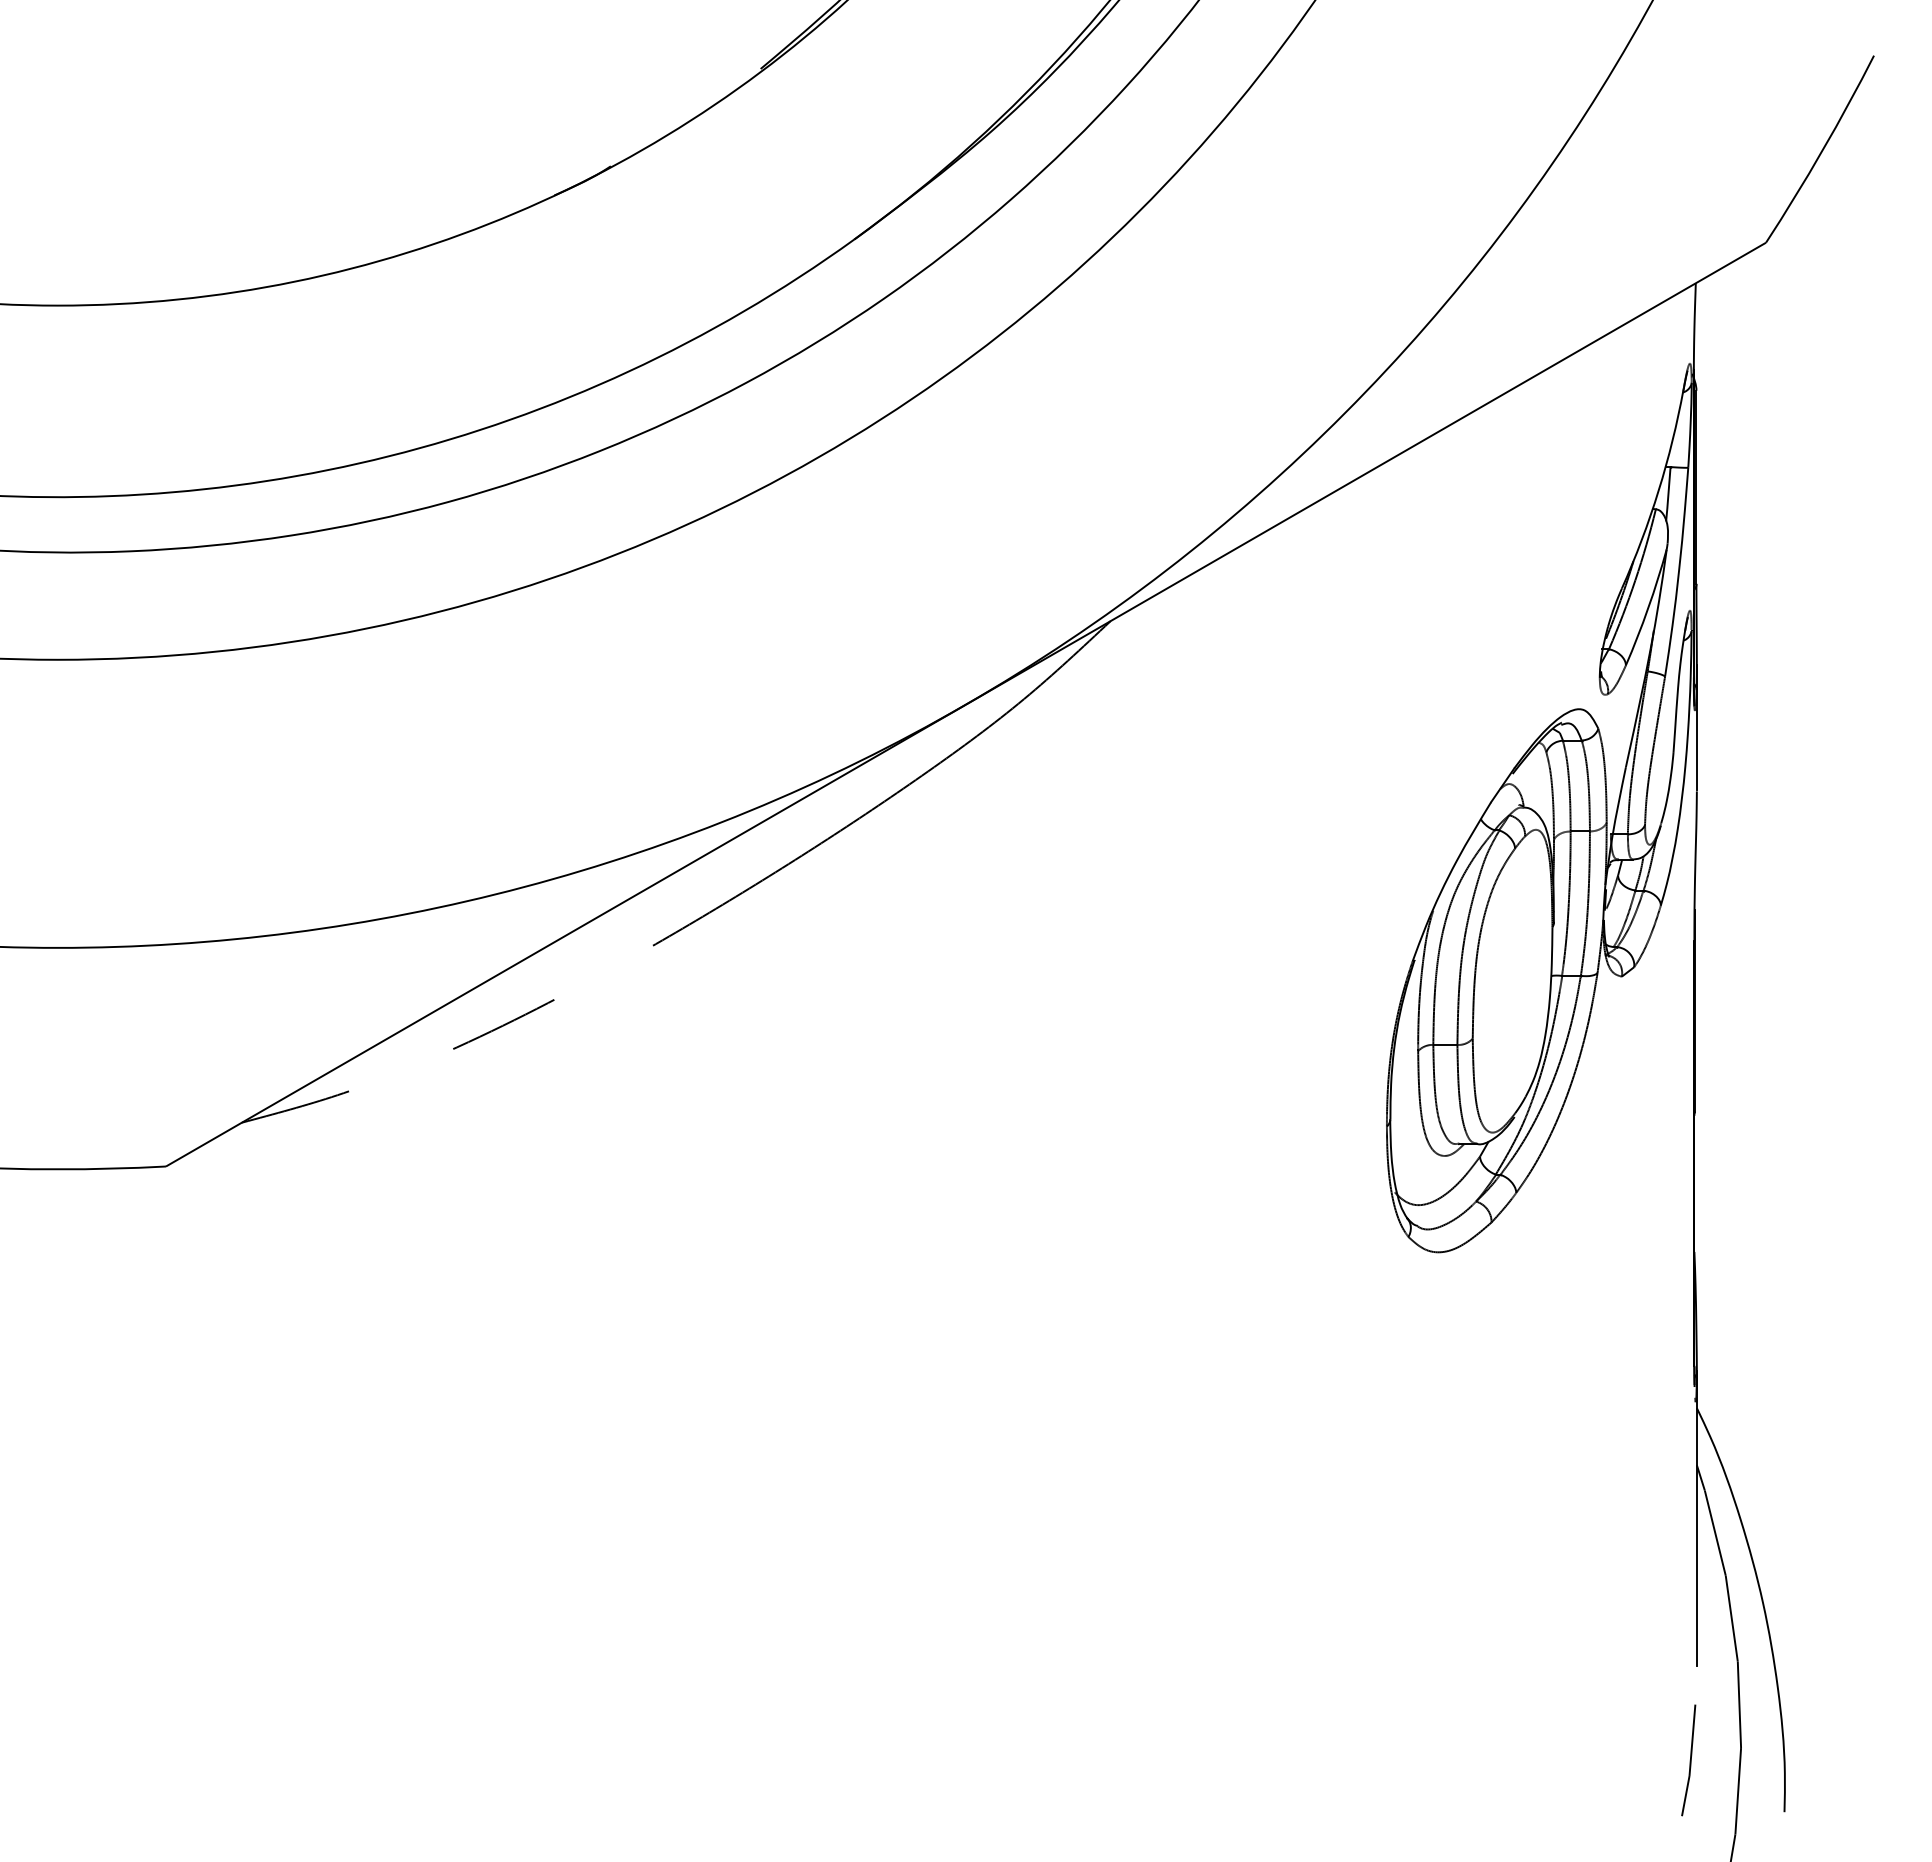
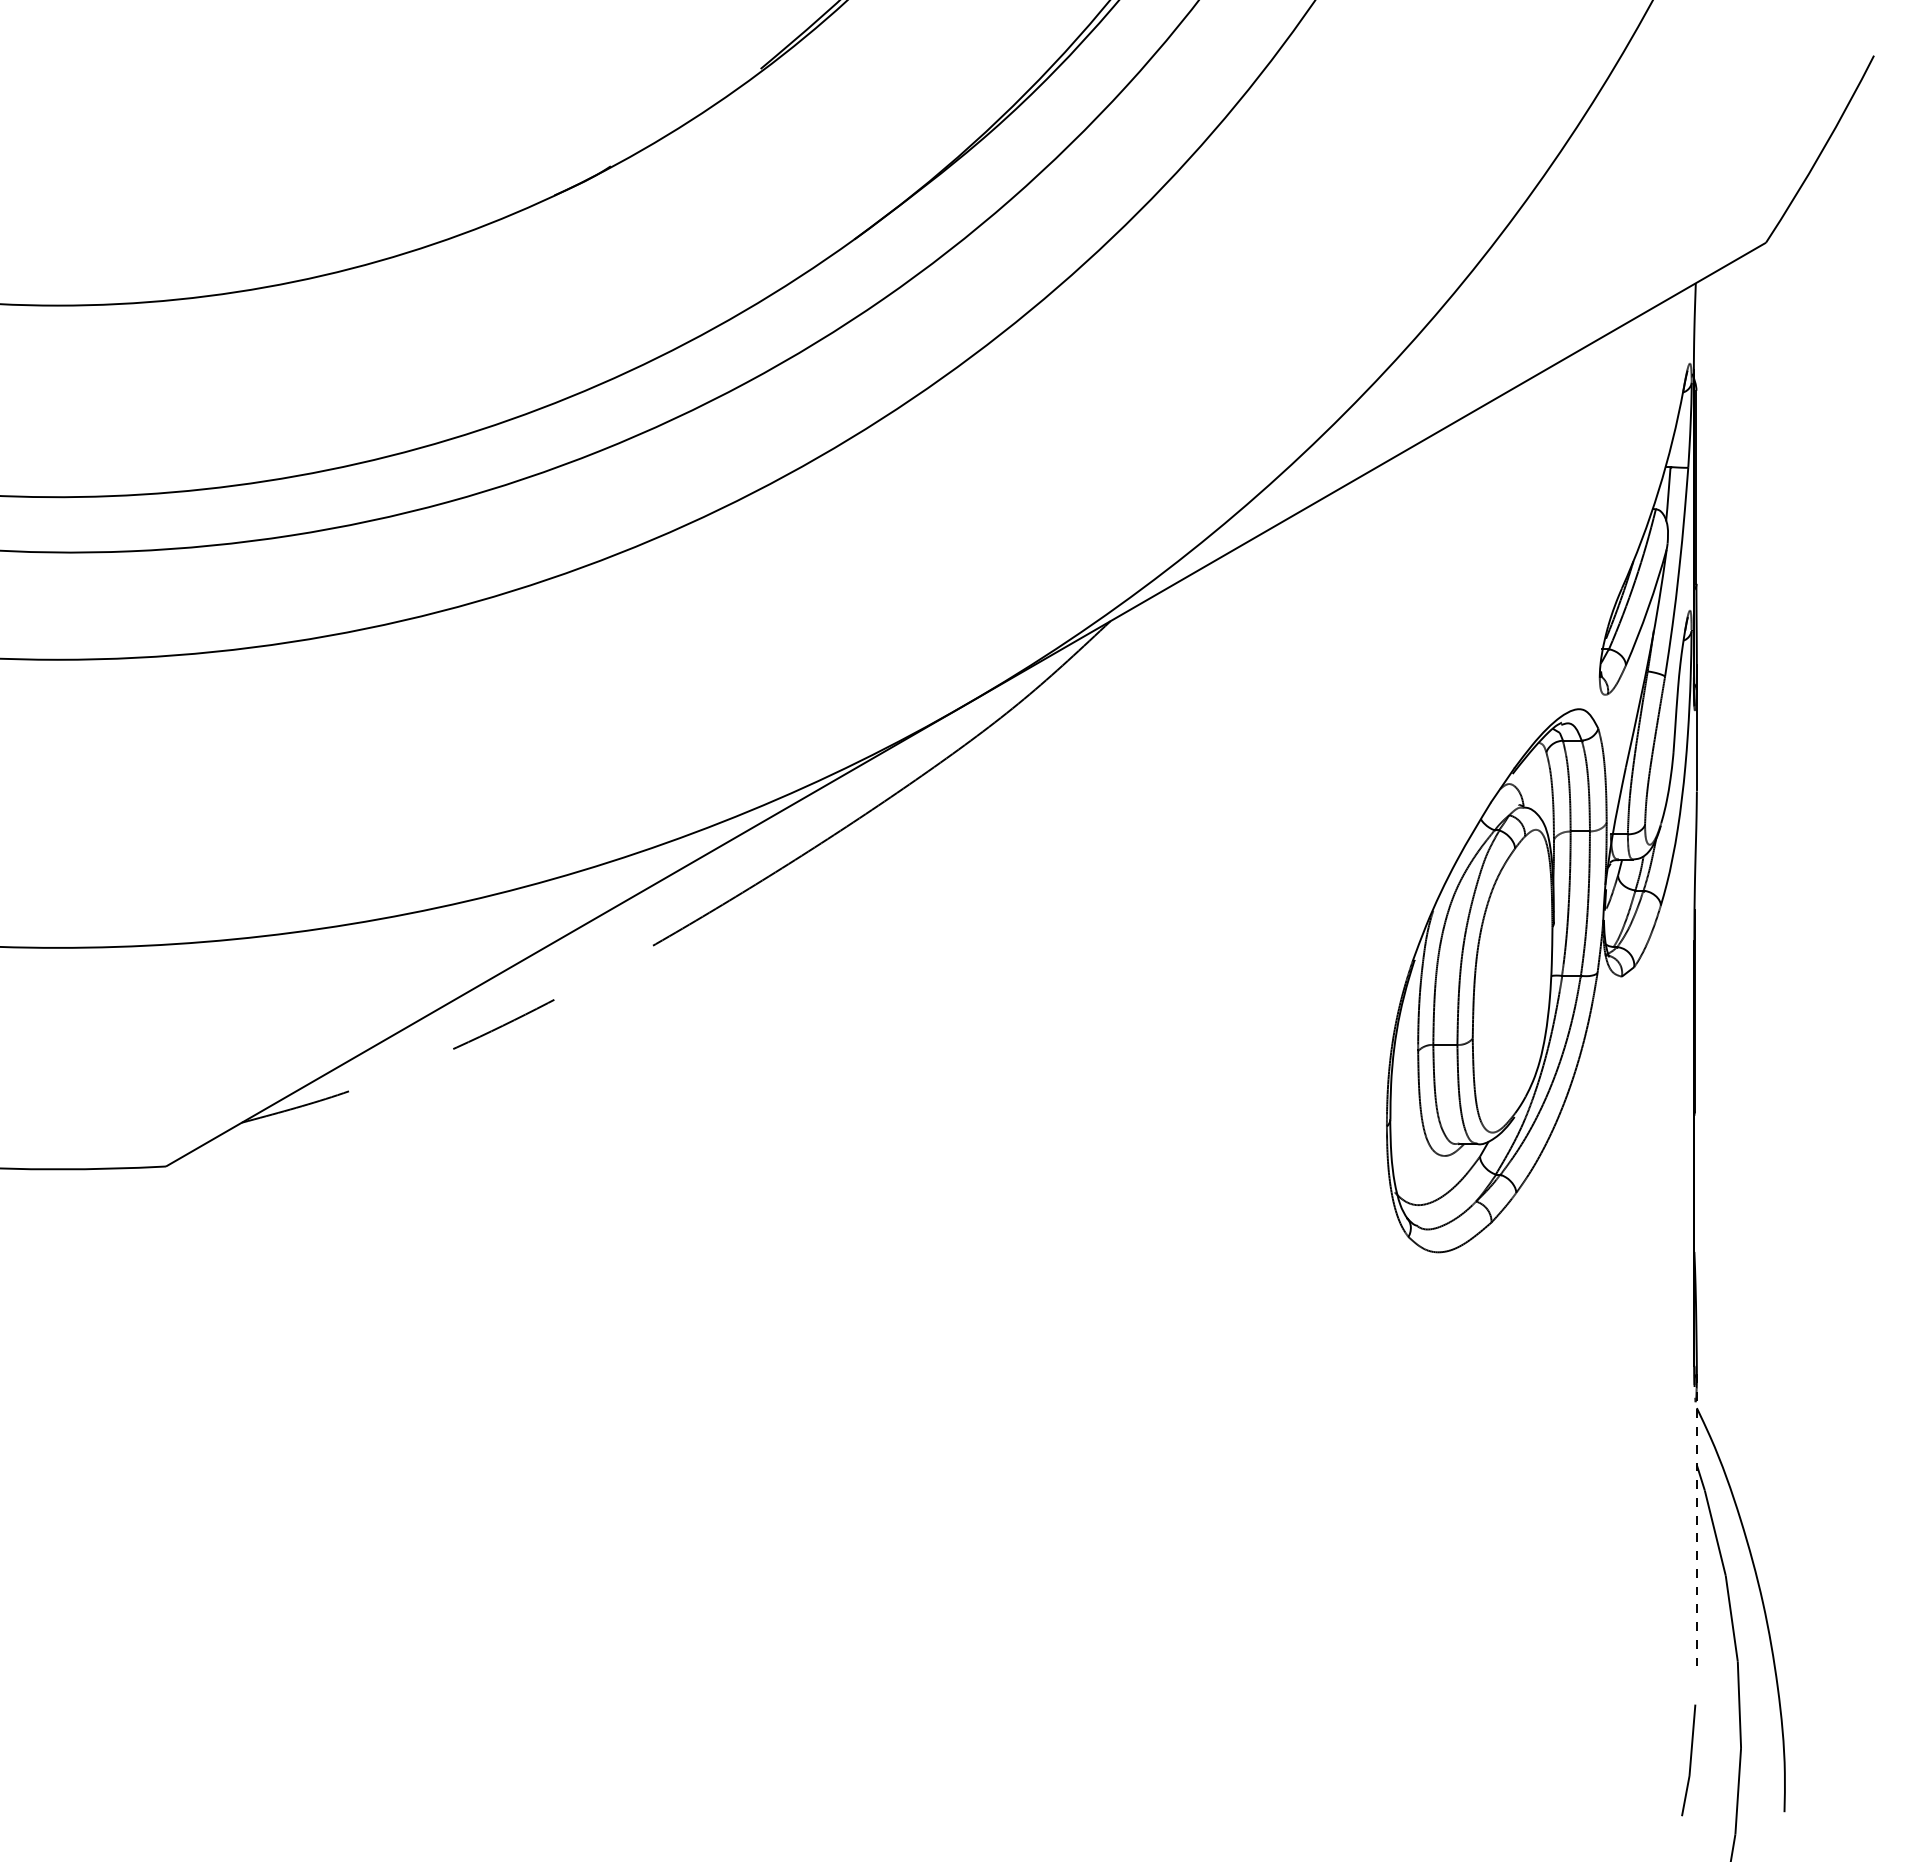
line: solid -> dashed (1696, 1518)
